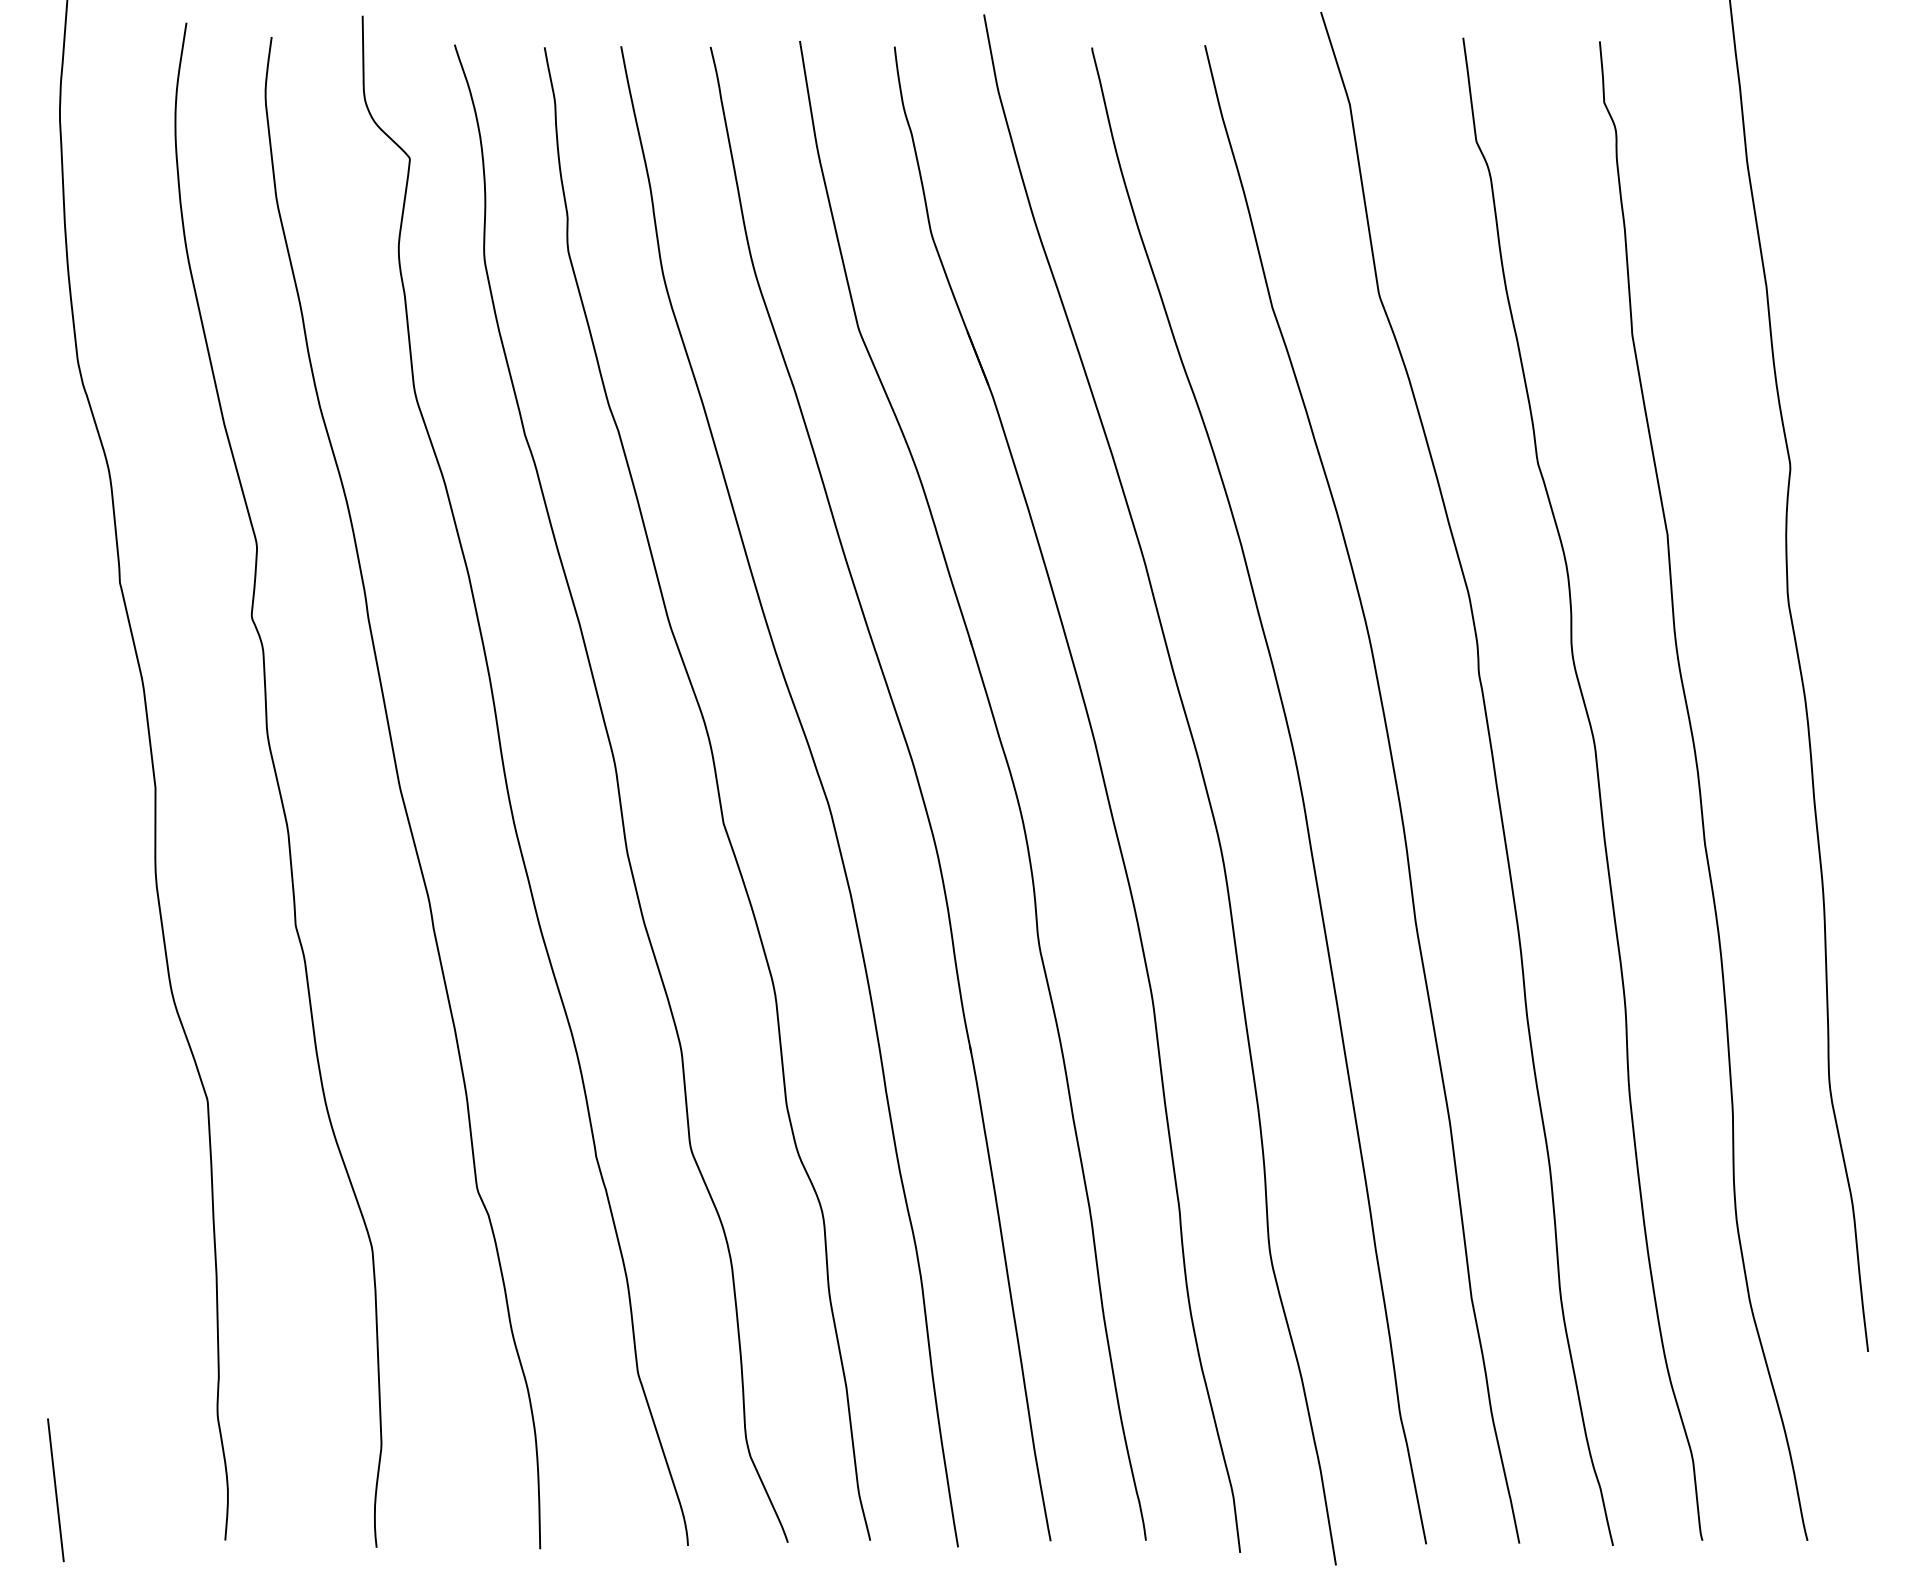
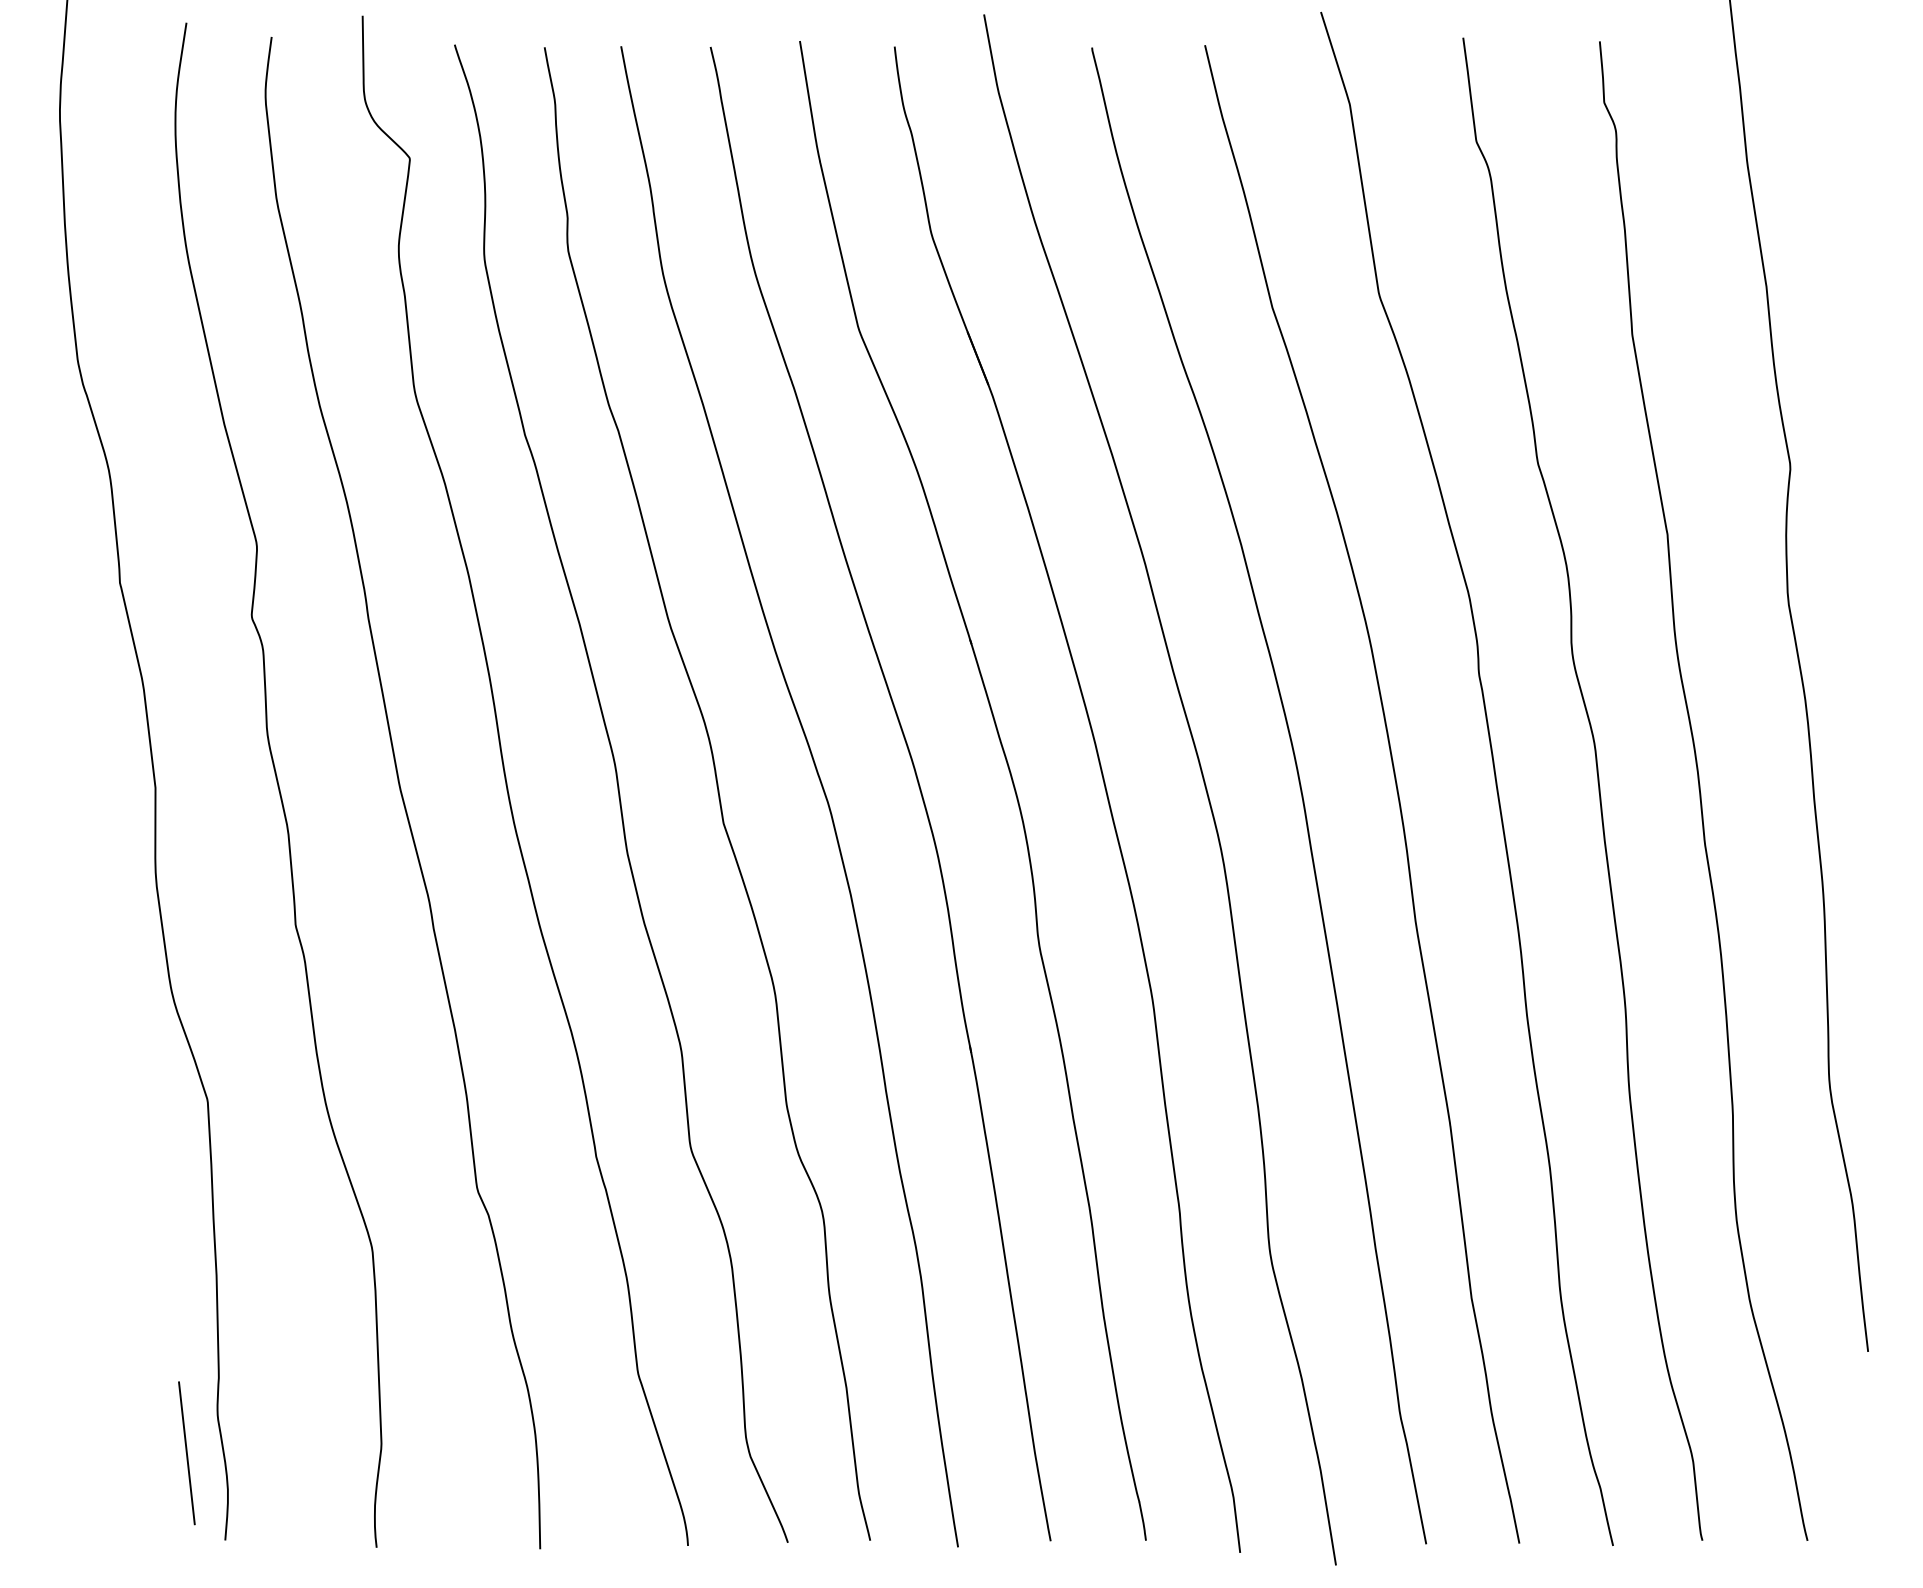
line position: (55, 1490) -> (186, 1453) (186, 1453)
